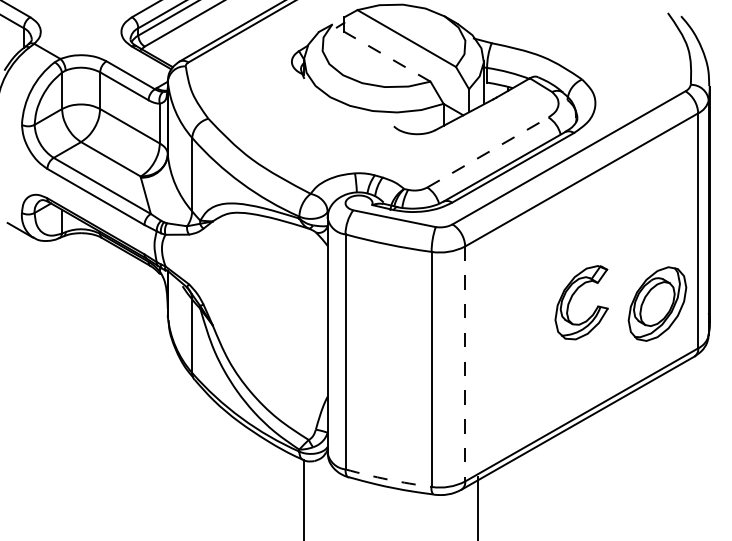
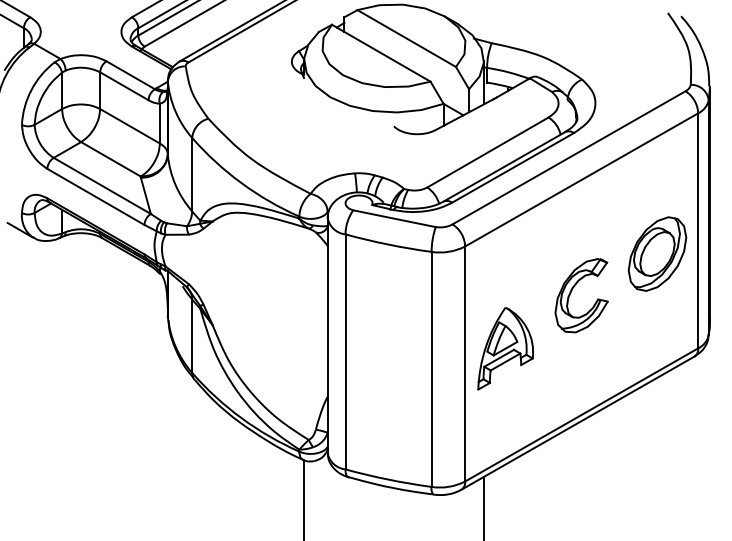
line: dashed -> solid (381, 53)
line: dashed -> solid (488, 152)
part position: (571, 300) -> (571, 293) (571, 293)
part position: (657, 303) -> (657, 253) (657, 253)
part: none -> present (505, 348)
line: dashed -> solid (465, 363)
arc: dashed -> solid (388, 479)
line position: (477, 506) -> (483, 506) (483, 506)
